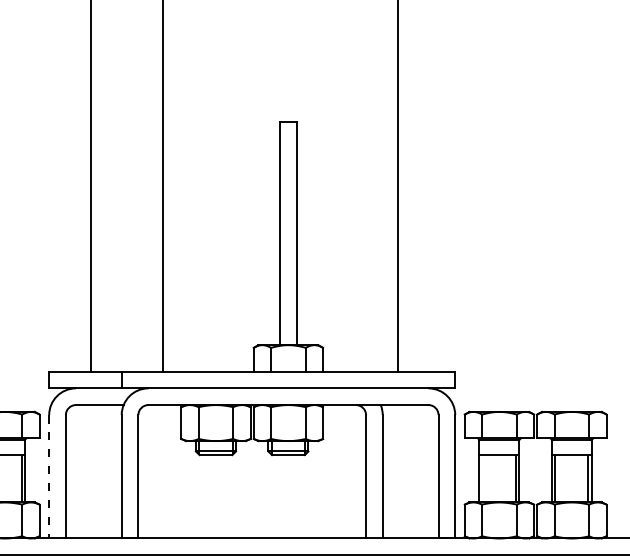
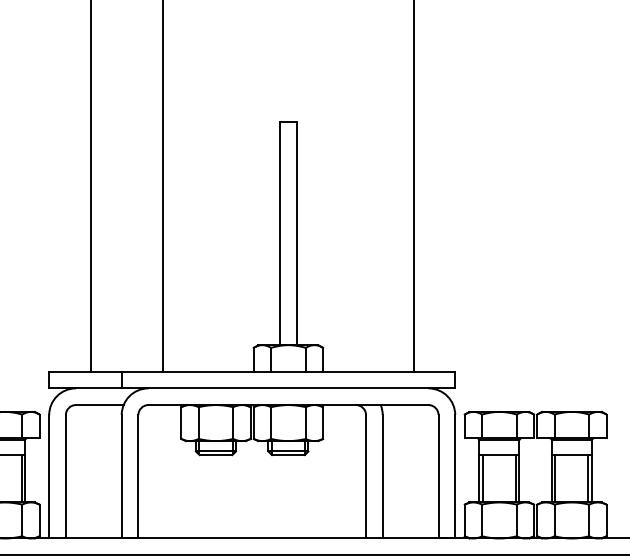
line position: (397, 186) -> (413, 186) (413, 186)
line: dashed -> solid (49, 476)
line: none -> present (482, 478)
